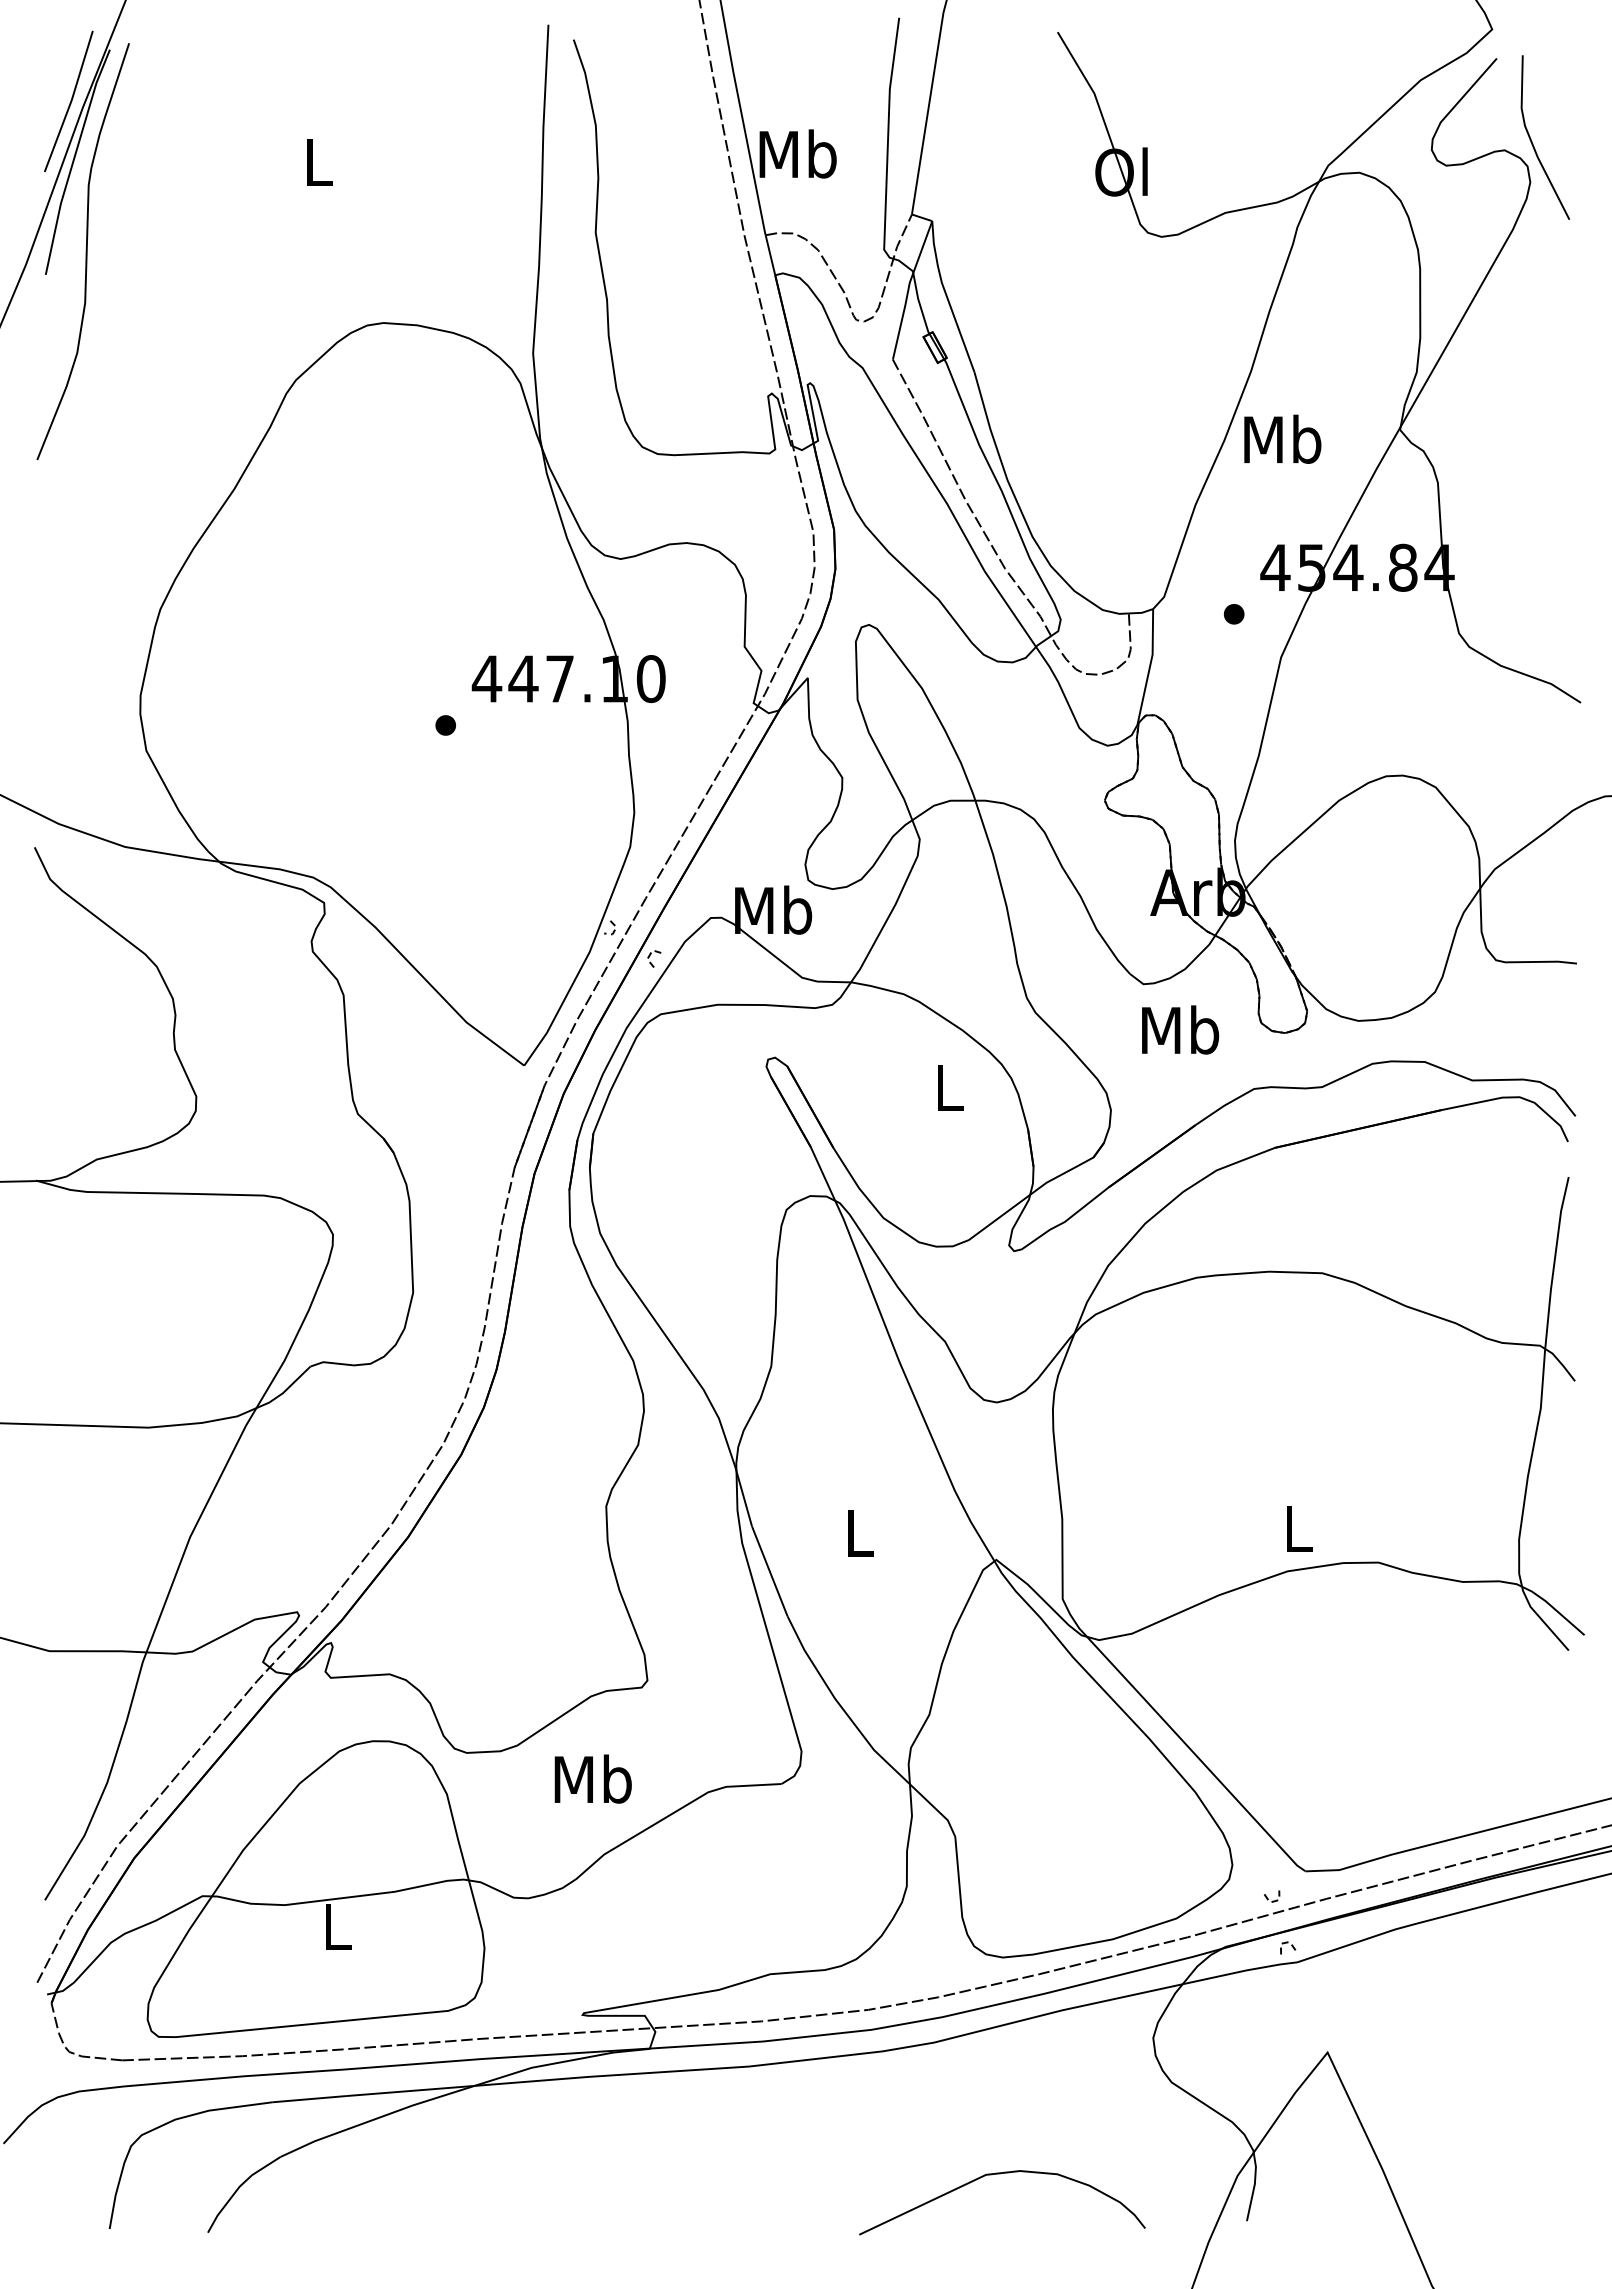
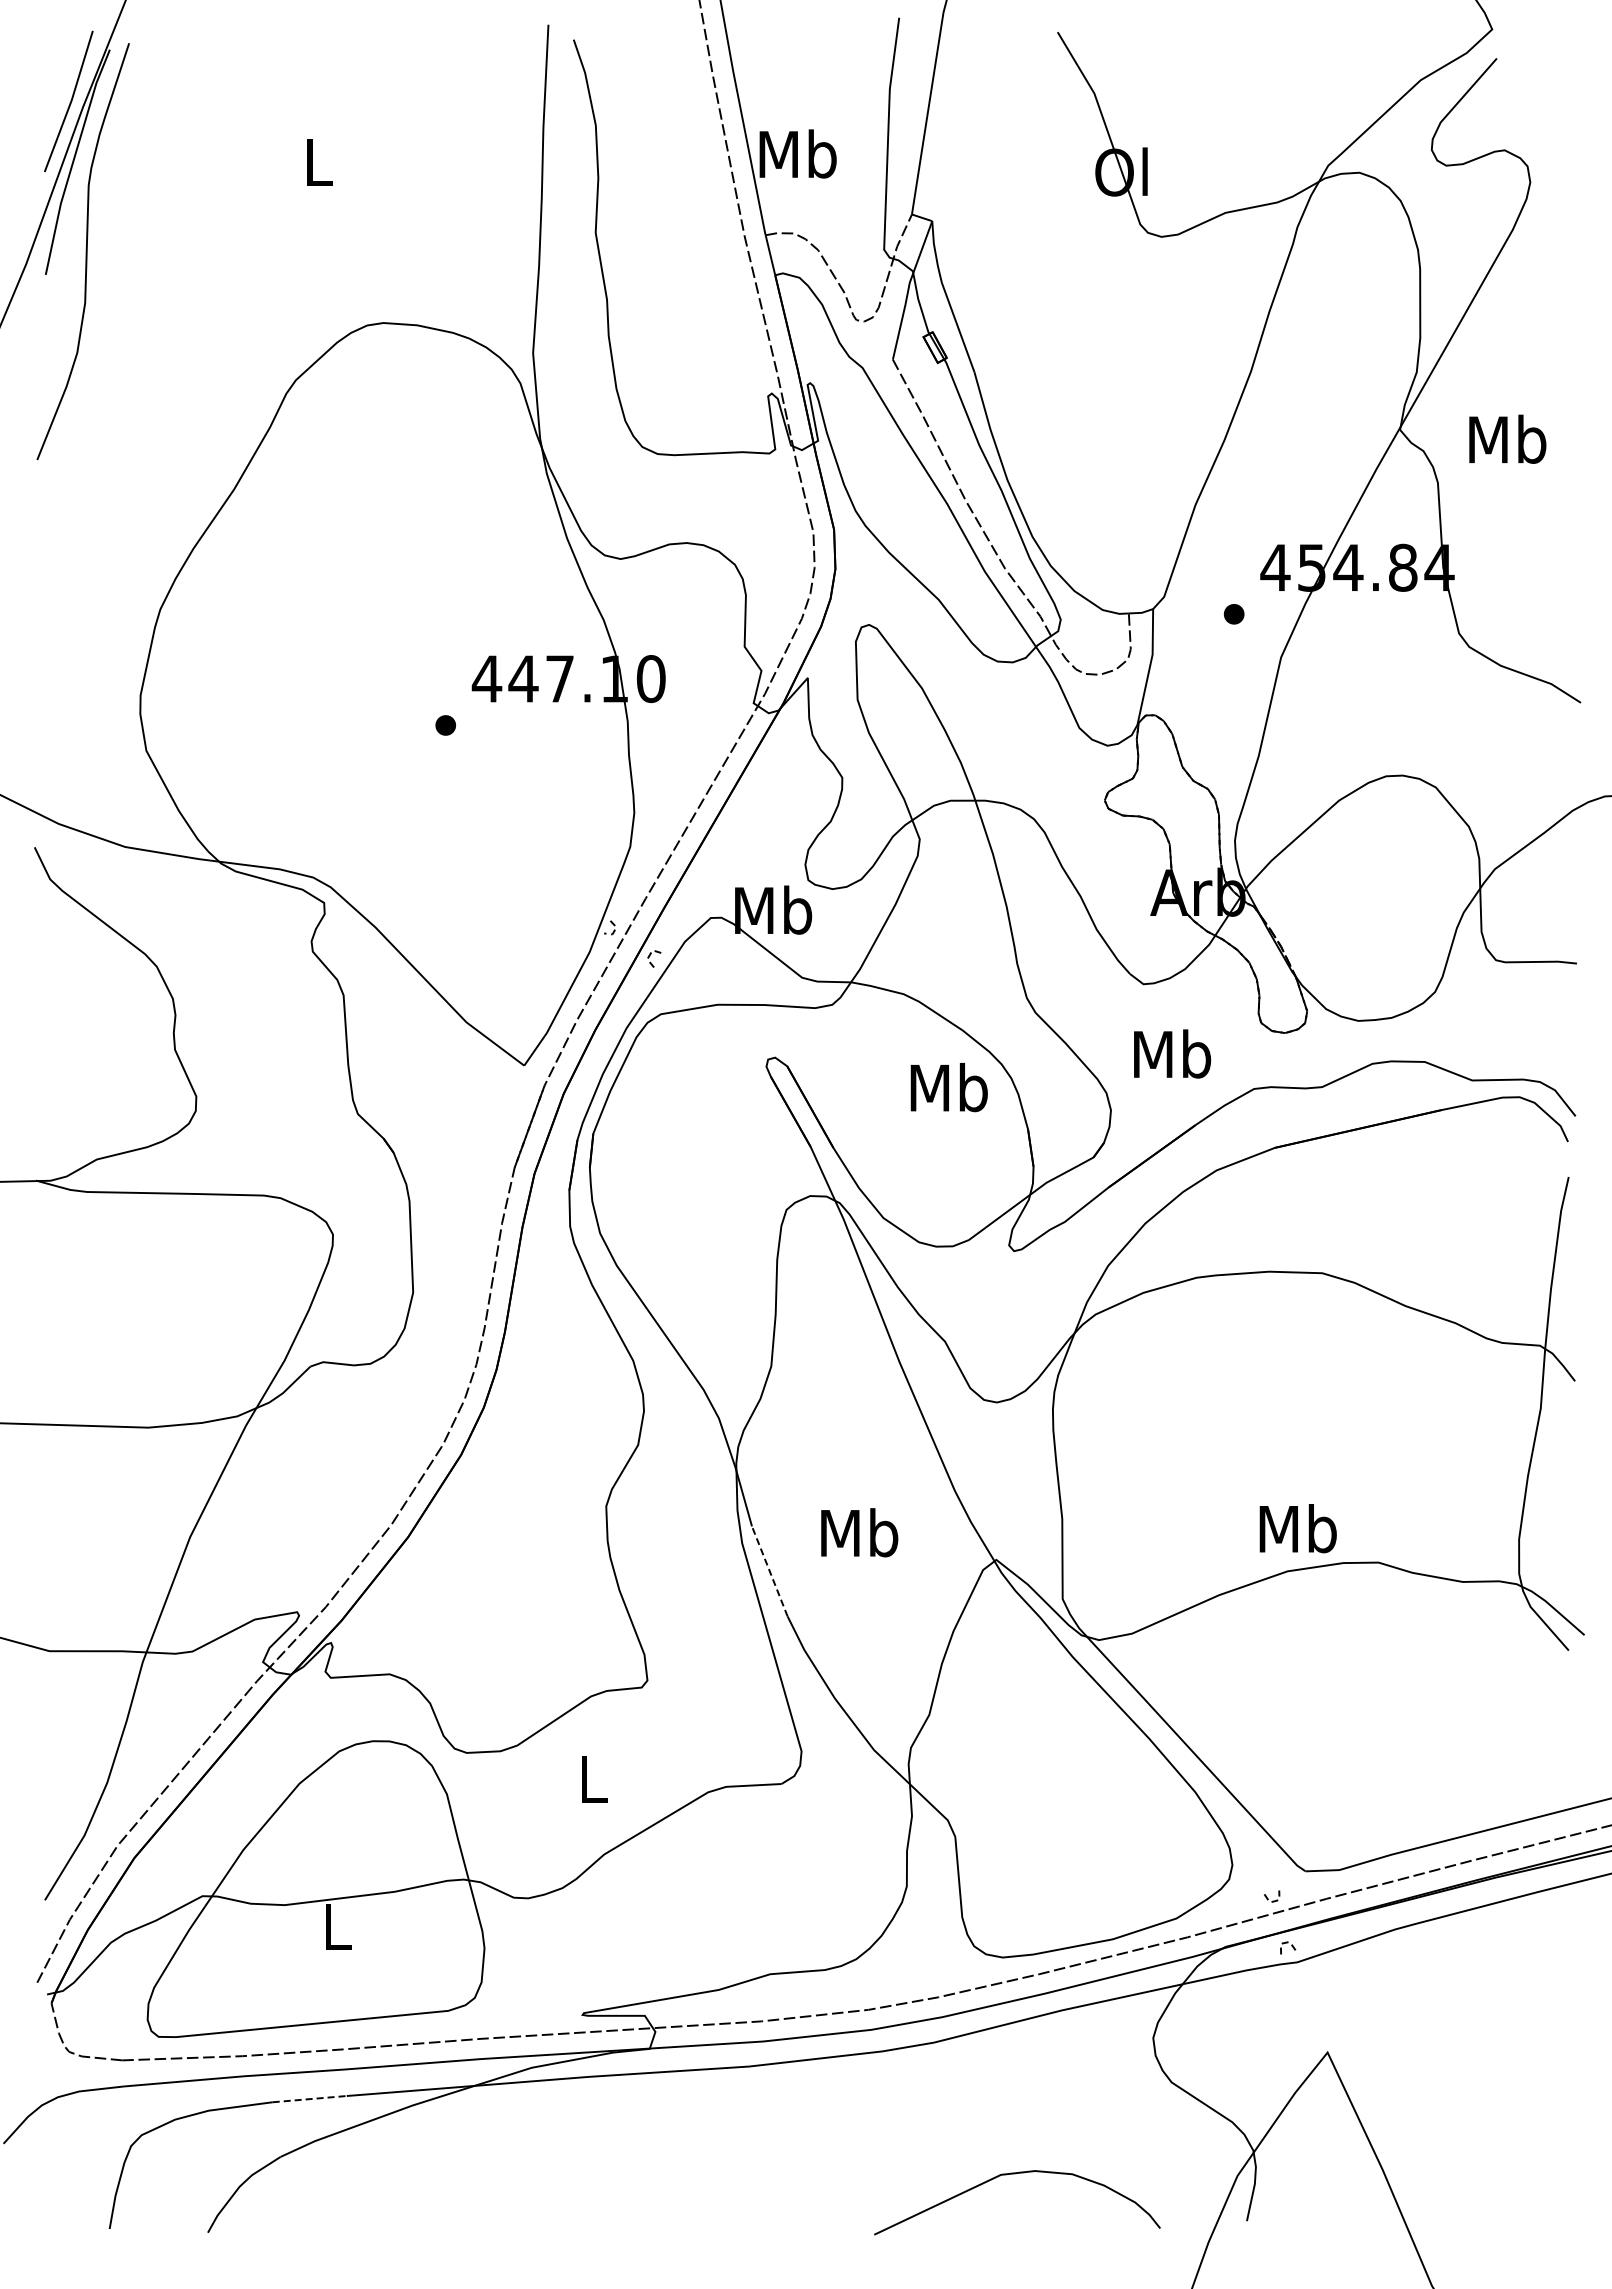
line: present -> none (1533, 143)
text position: (1282, 438) -> (1507, 438) (1507, 438)
text position: (1180, 1029) -> (1172, 1053) (1172, 1053)
text: L -> Mb (948, 1087)
text: L -> Mb (1297, 1528)
text: L -> Mb (859, 1532)
line: solid -> dashed (769, 1570)
text: Mb -> L (592, 1778)
line: solid -> dashed (310, 2099)
curve position: (1000, 2174) -> (1015, 2174) (1015, 2174)
